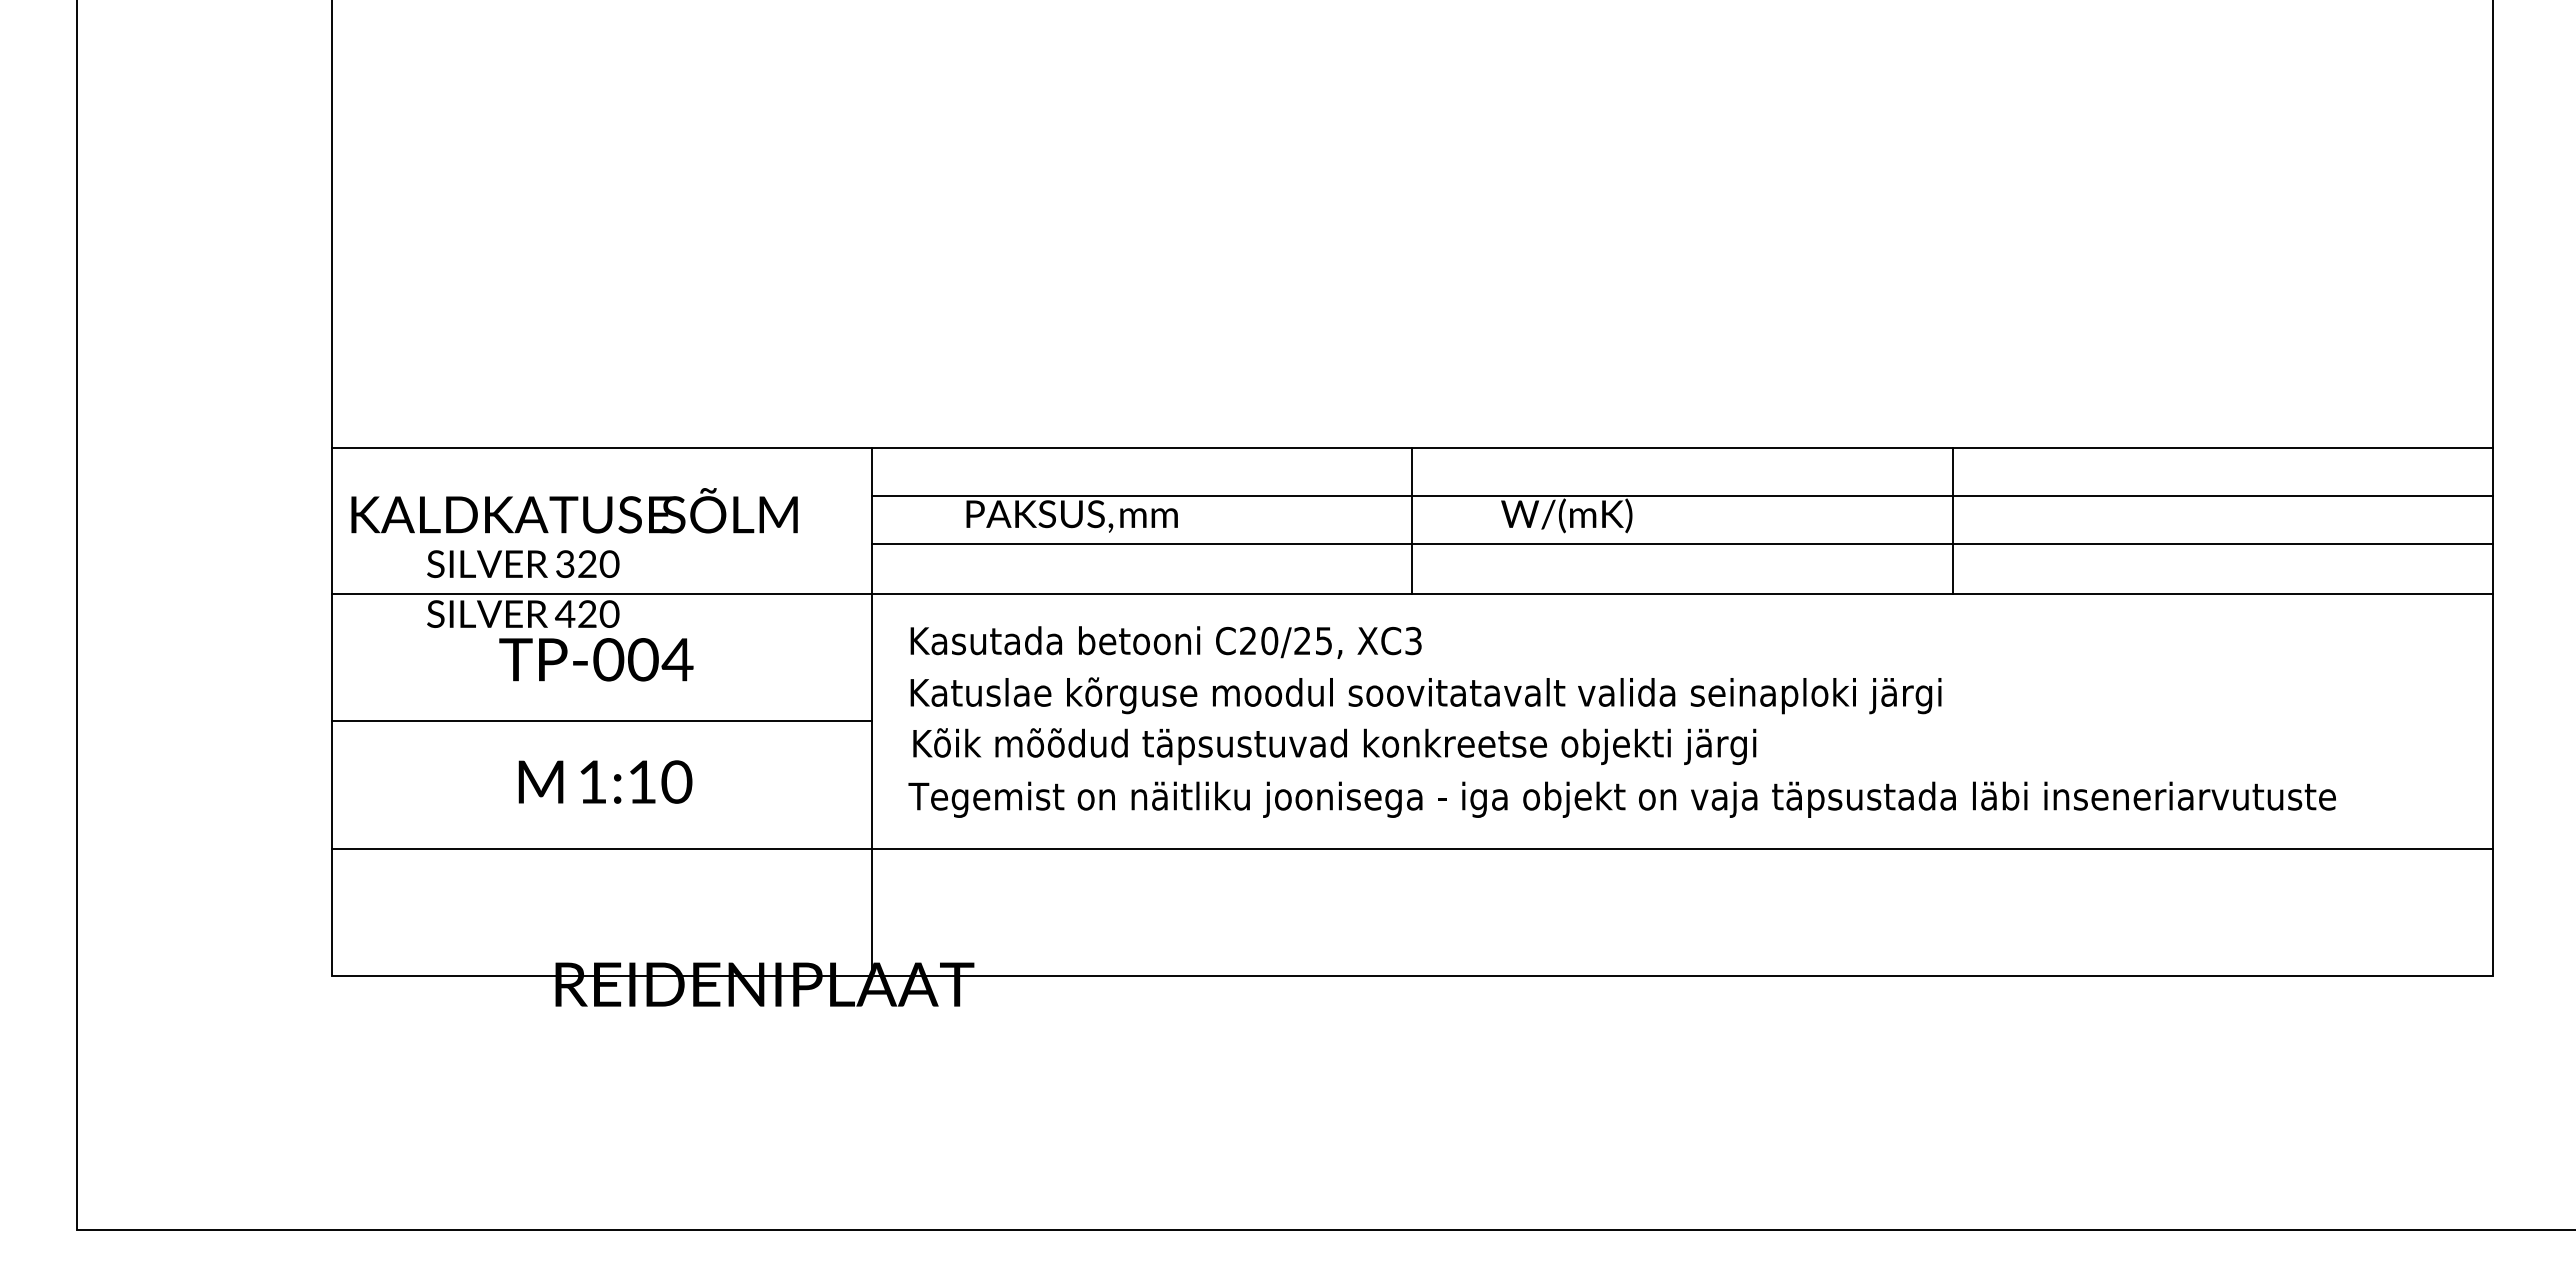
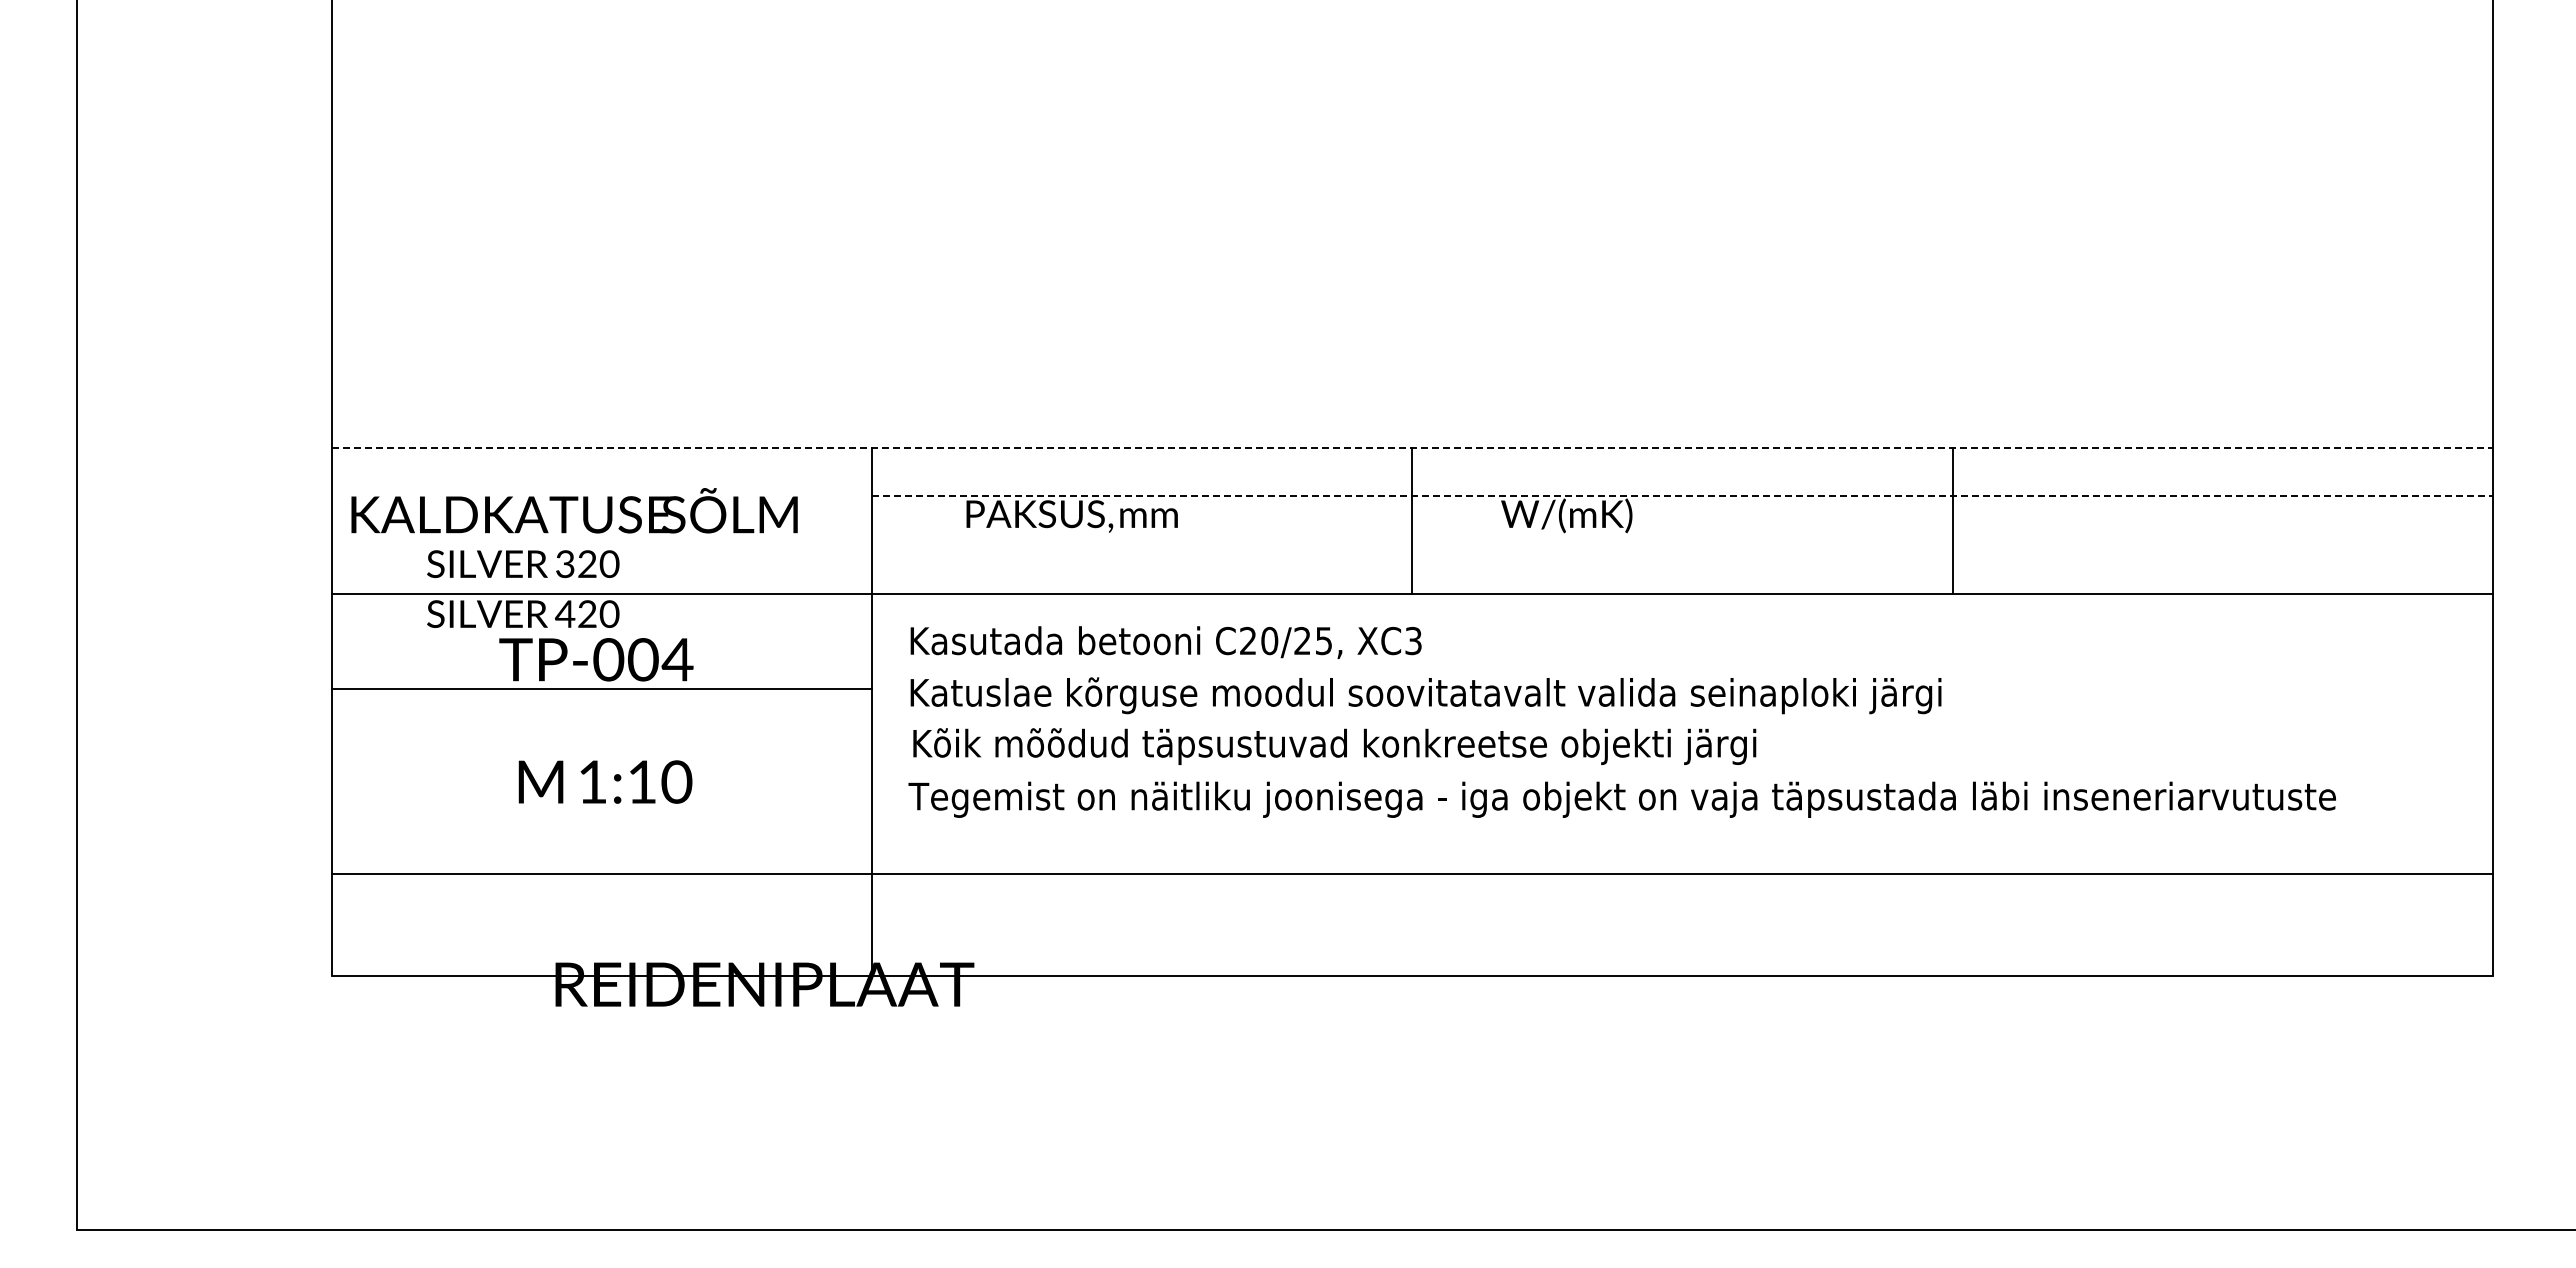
line: solid -> dashed (1412, 448)
line: solid -> dashed (1682, 495)
line: present -> none (1682, 543)
line position: (601, 721) -> (601, 689) (601, 689)
line position: (1412, 848) -> (1412, 873) (1412, 873)
